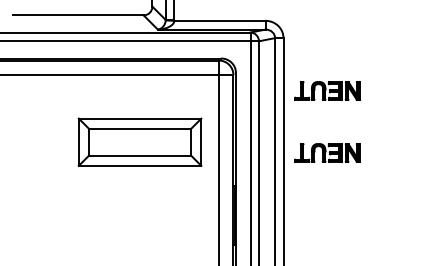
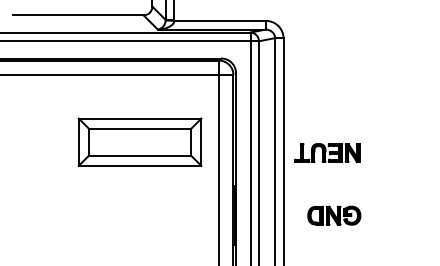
part: present -> none (327, 90)
part: none -> present (334, 215)
